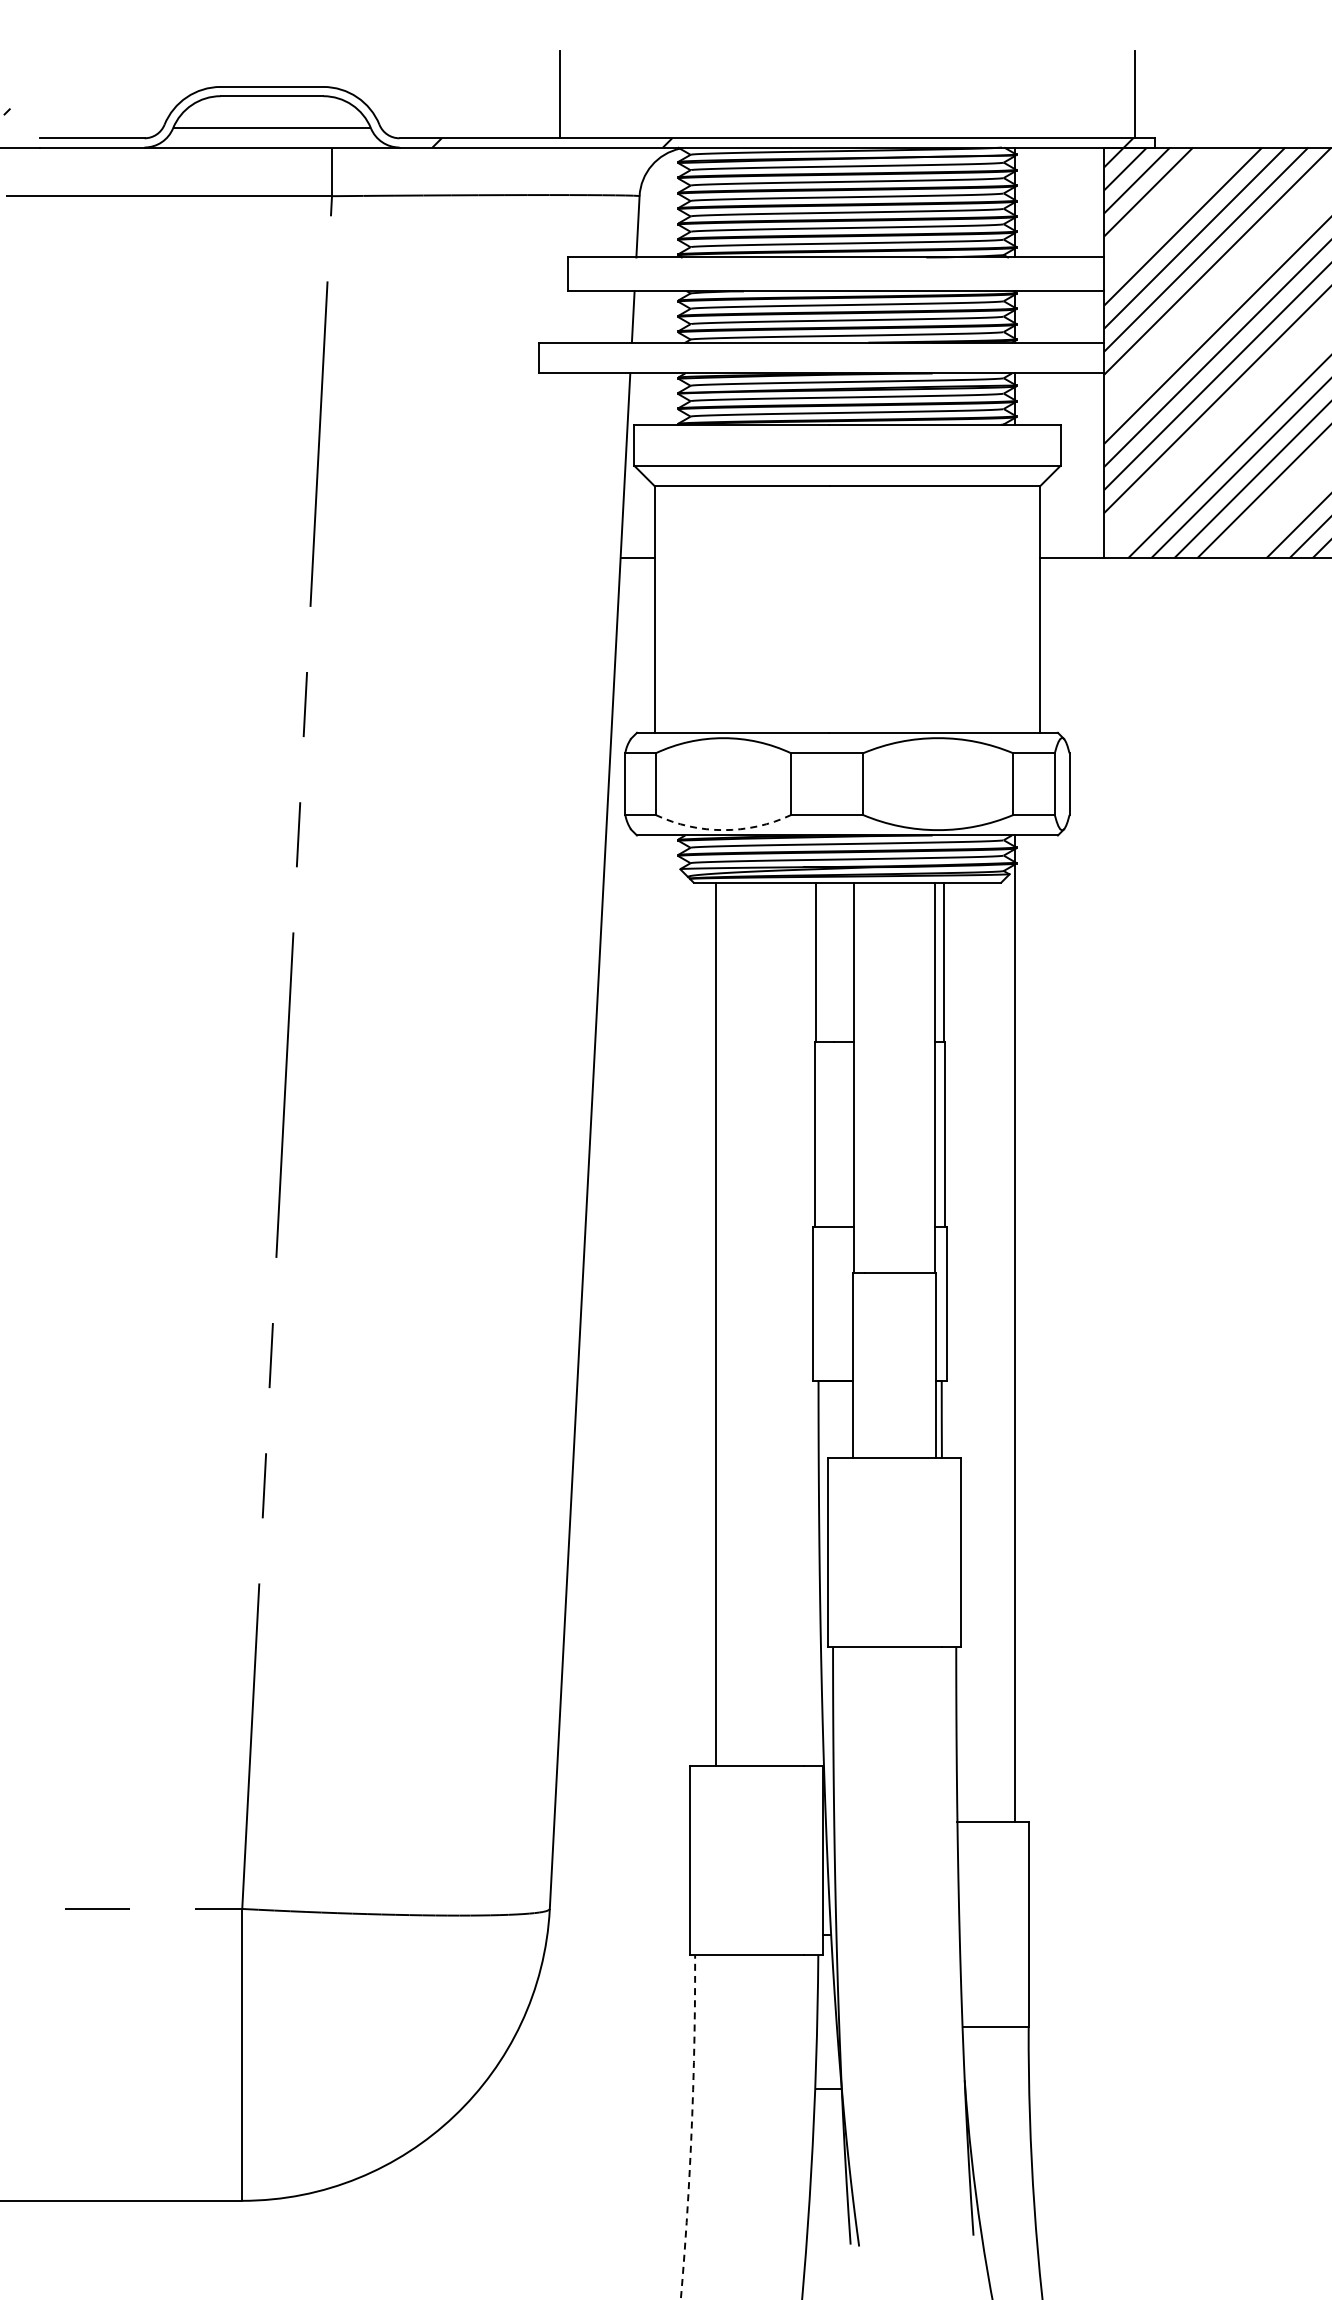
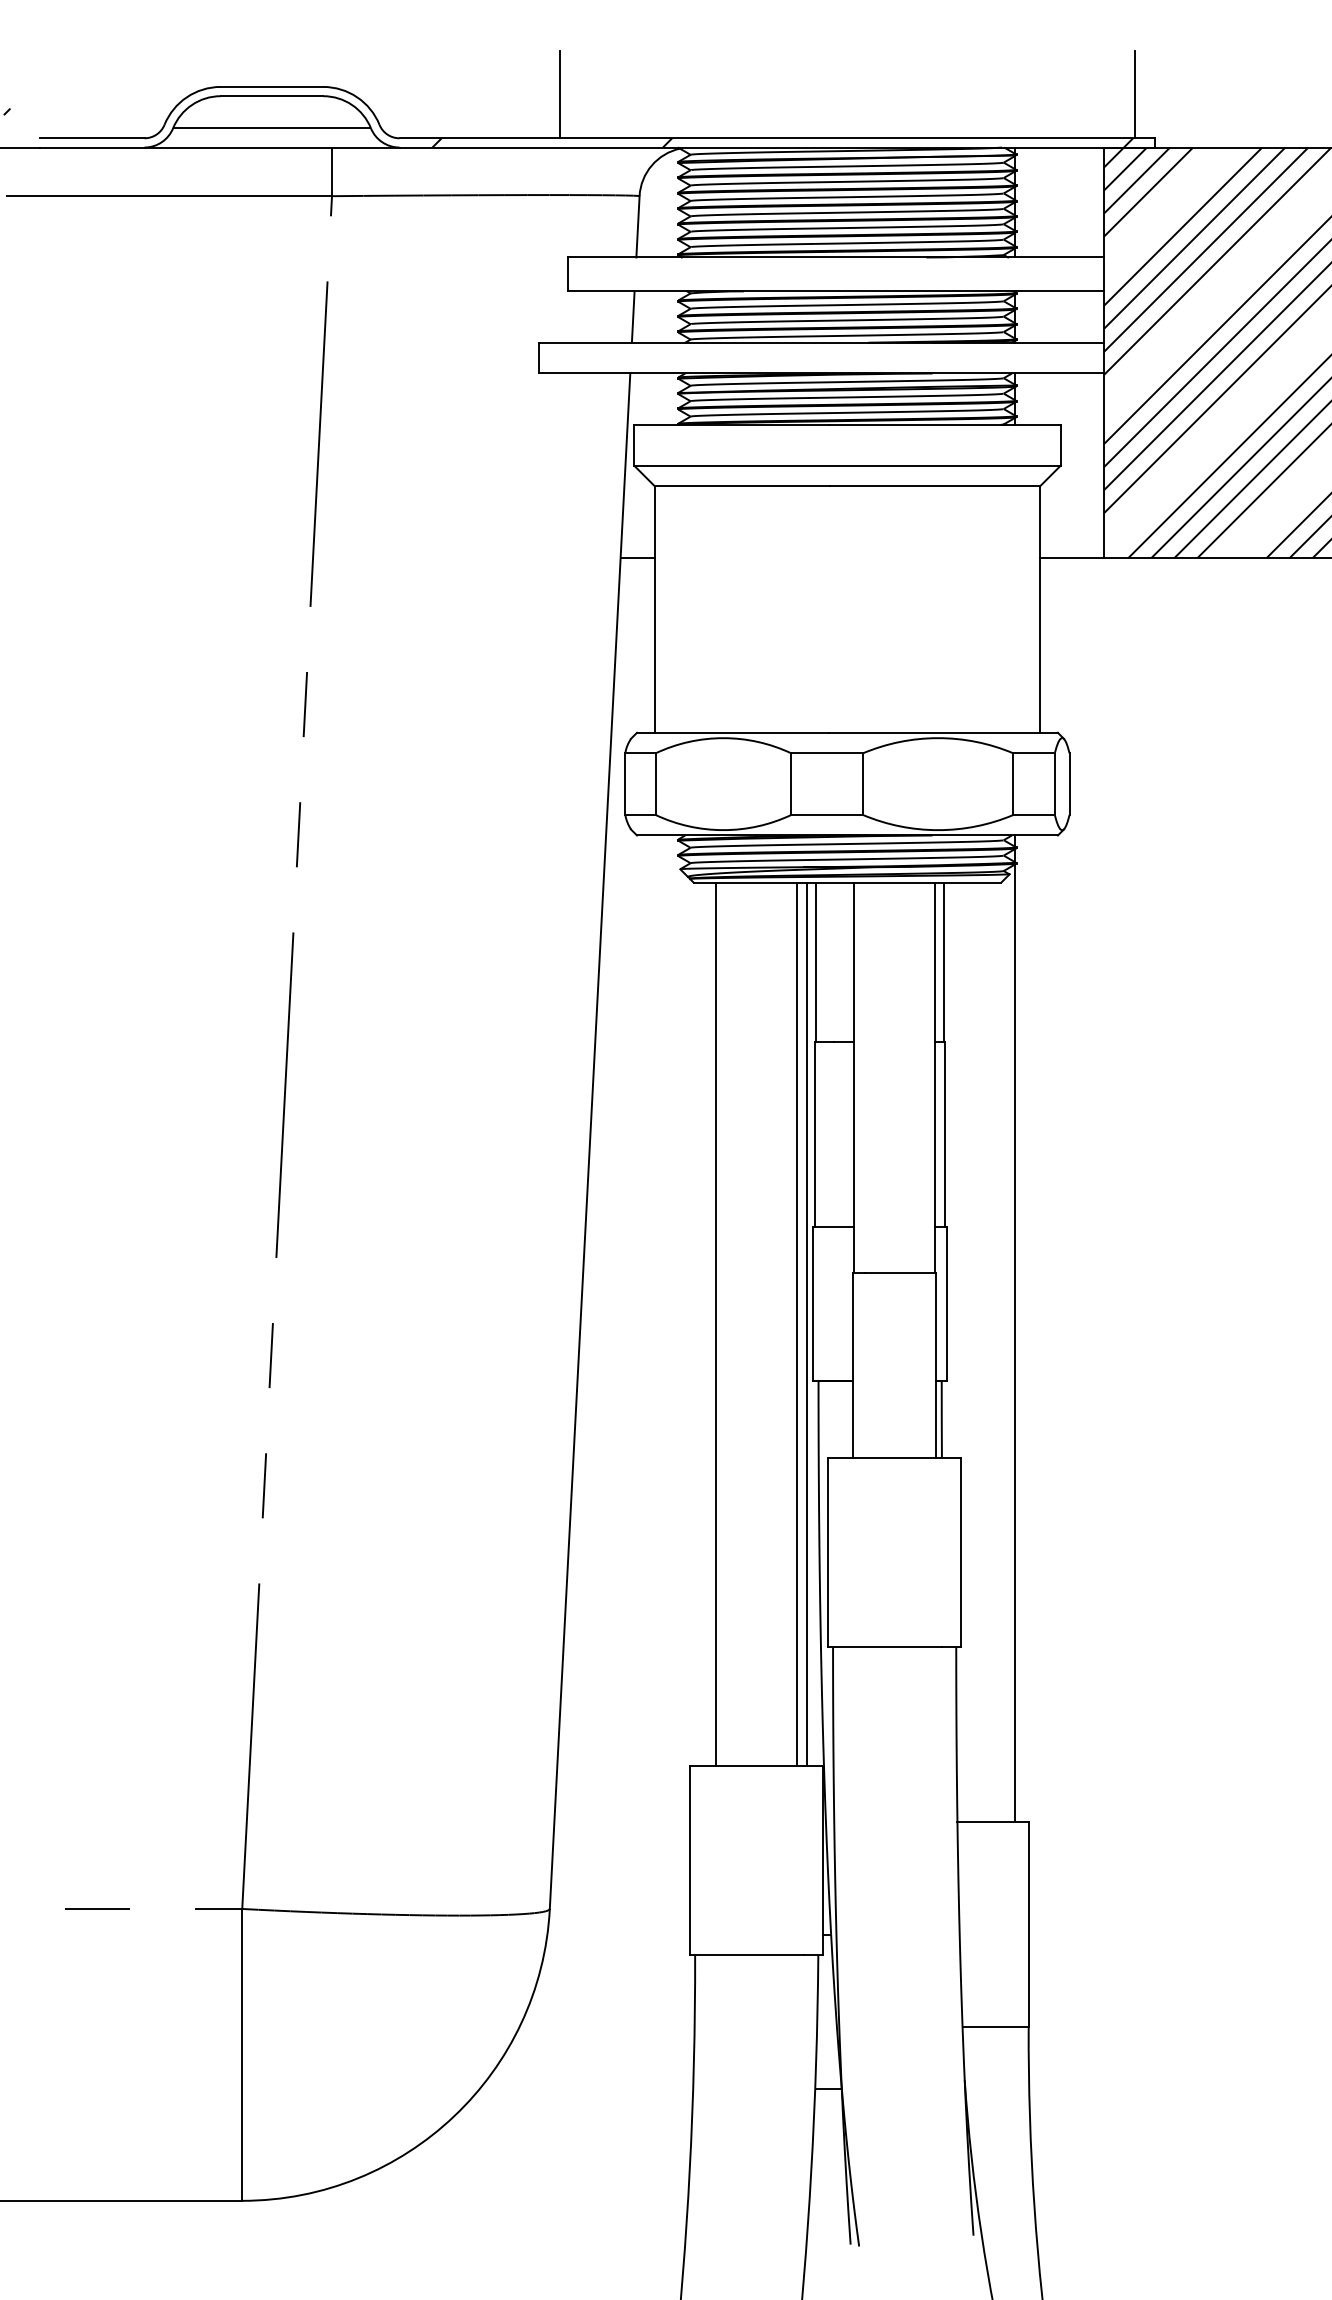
arc: dashed -> solid (723, 830)
line: none -> present (797, 1323)
line: none -> present (807, 1323)
arc: dashed -> solid (691, 2127)
